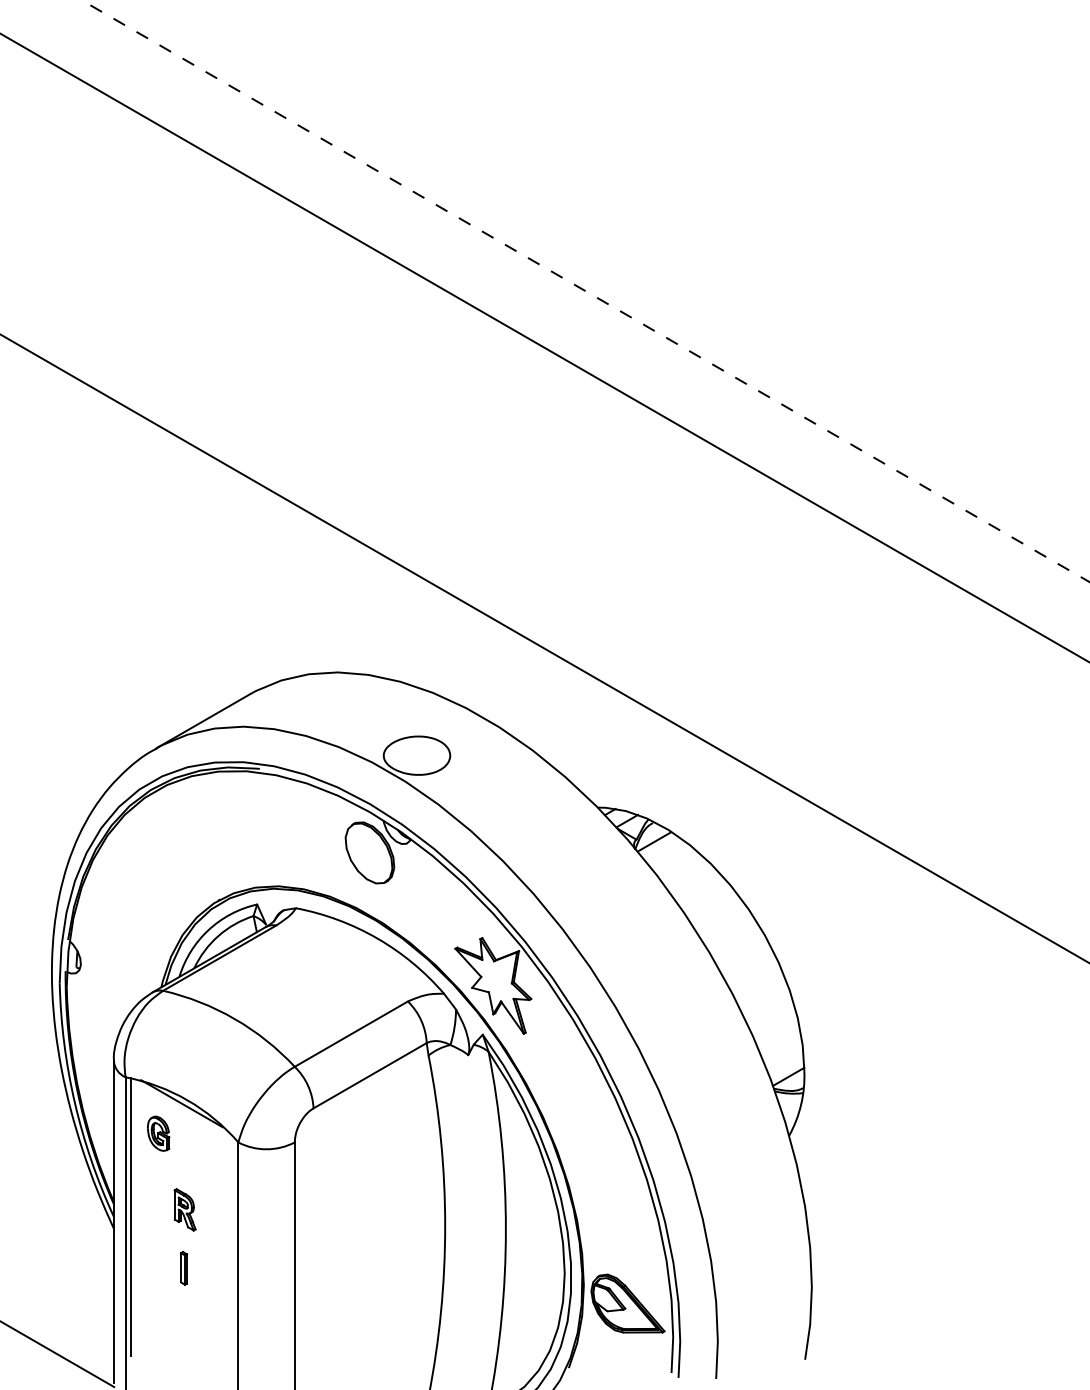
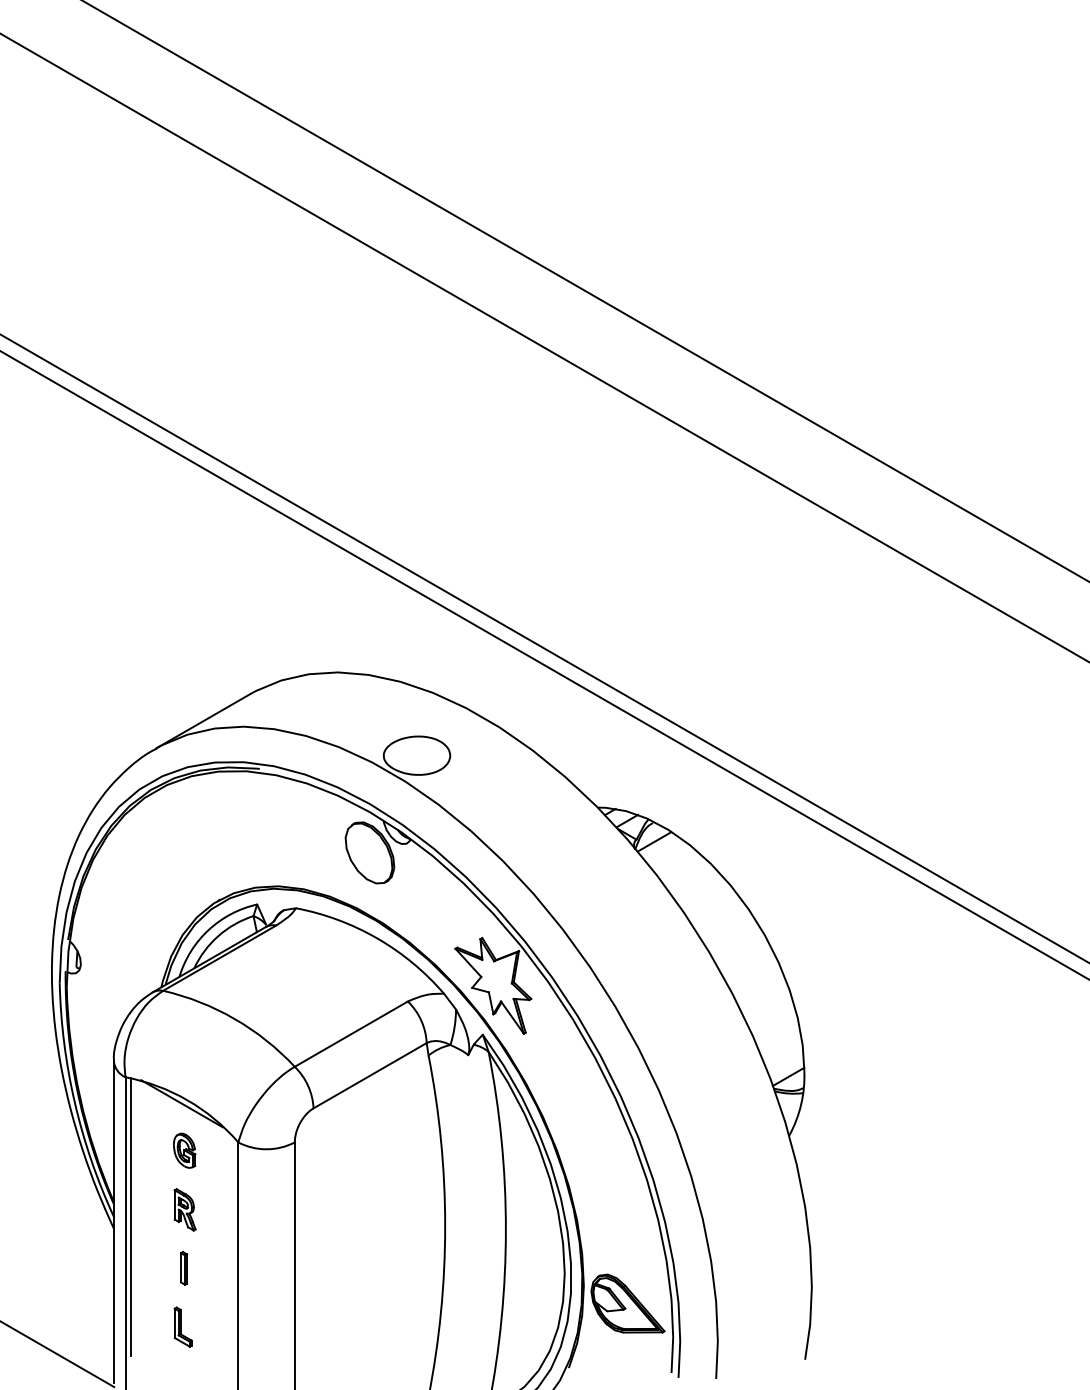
line: dashed -> solid (585, 291)
line: none -> present (544, 665)
part position: (158, 1133) -> (184, 1150) (184, 1150)
part: none -> present (182, 1326)
